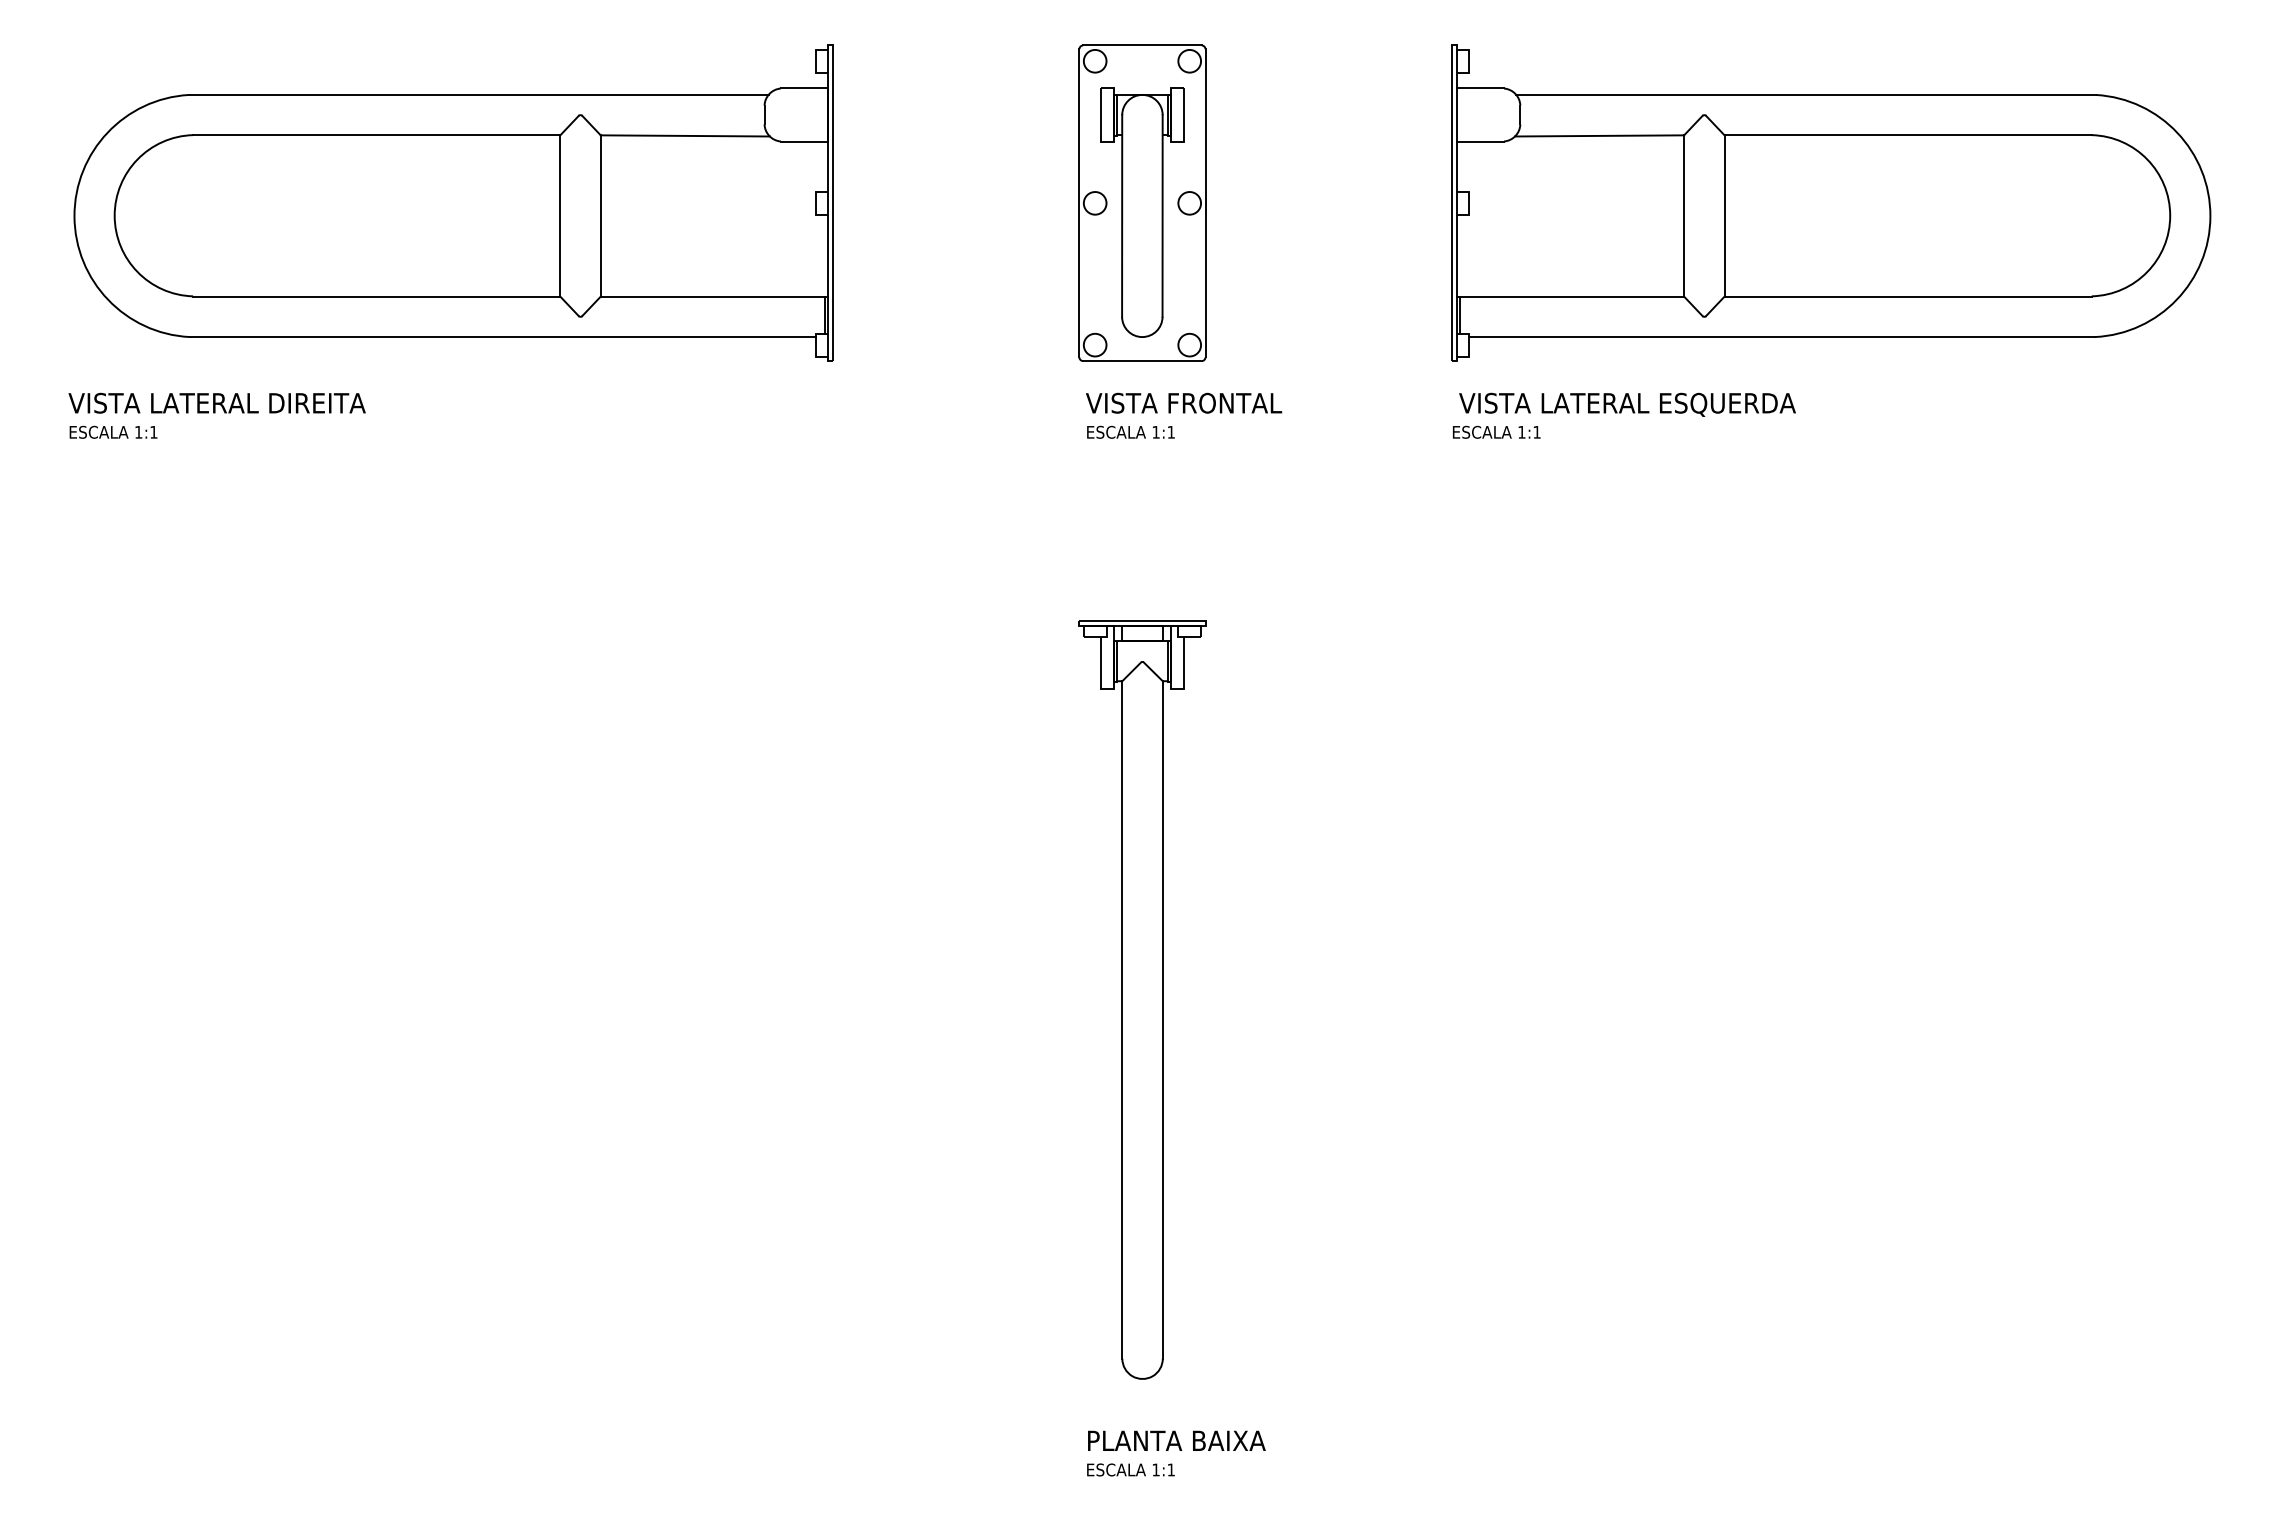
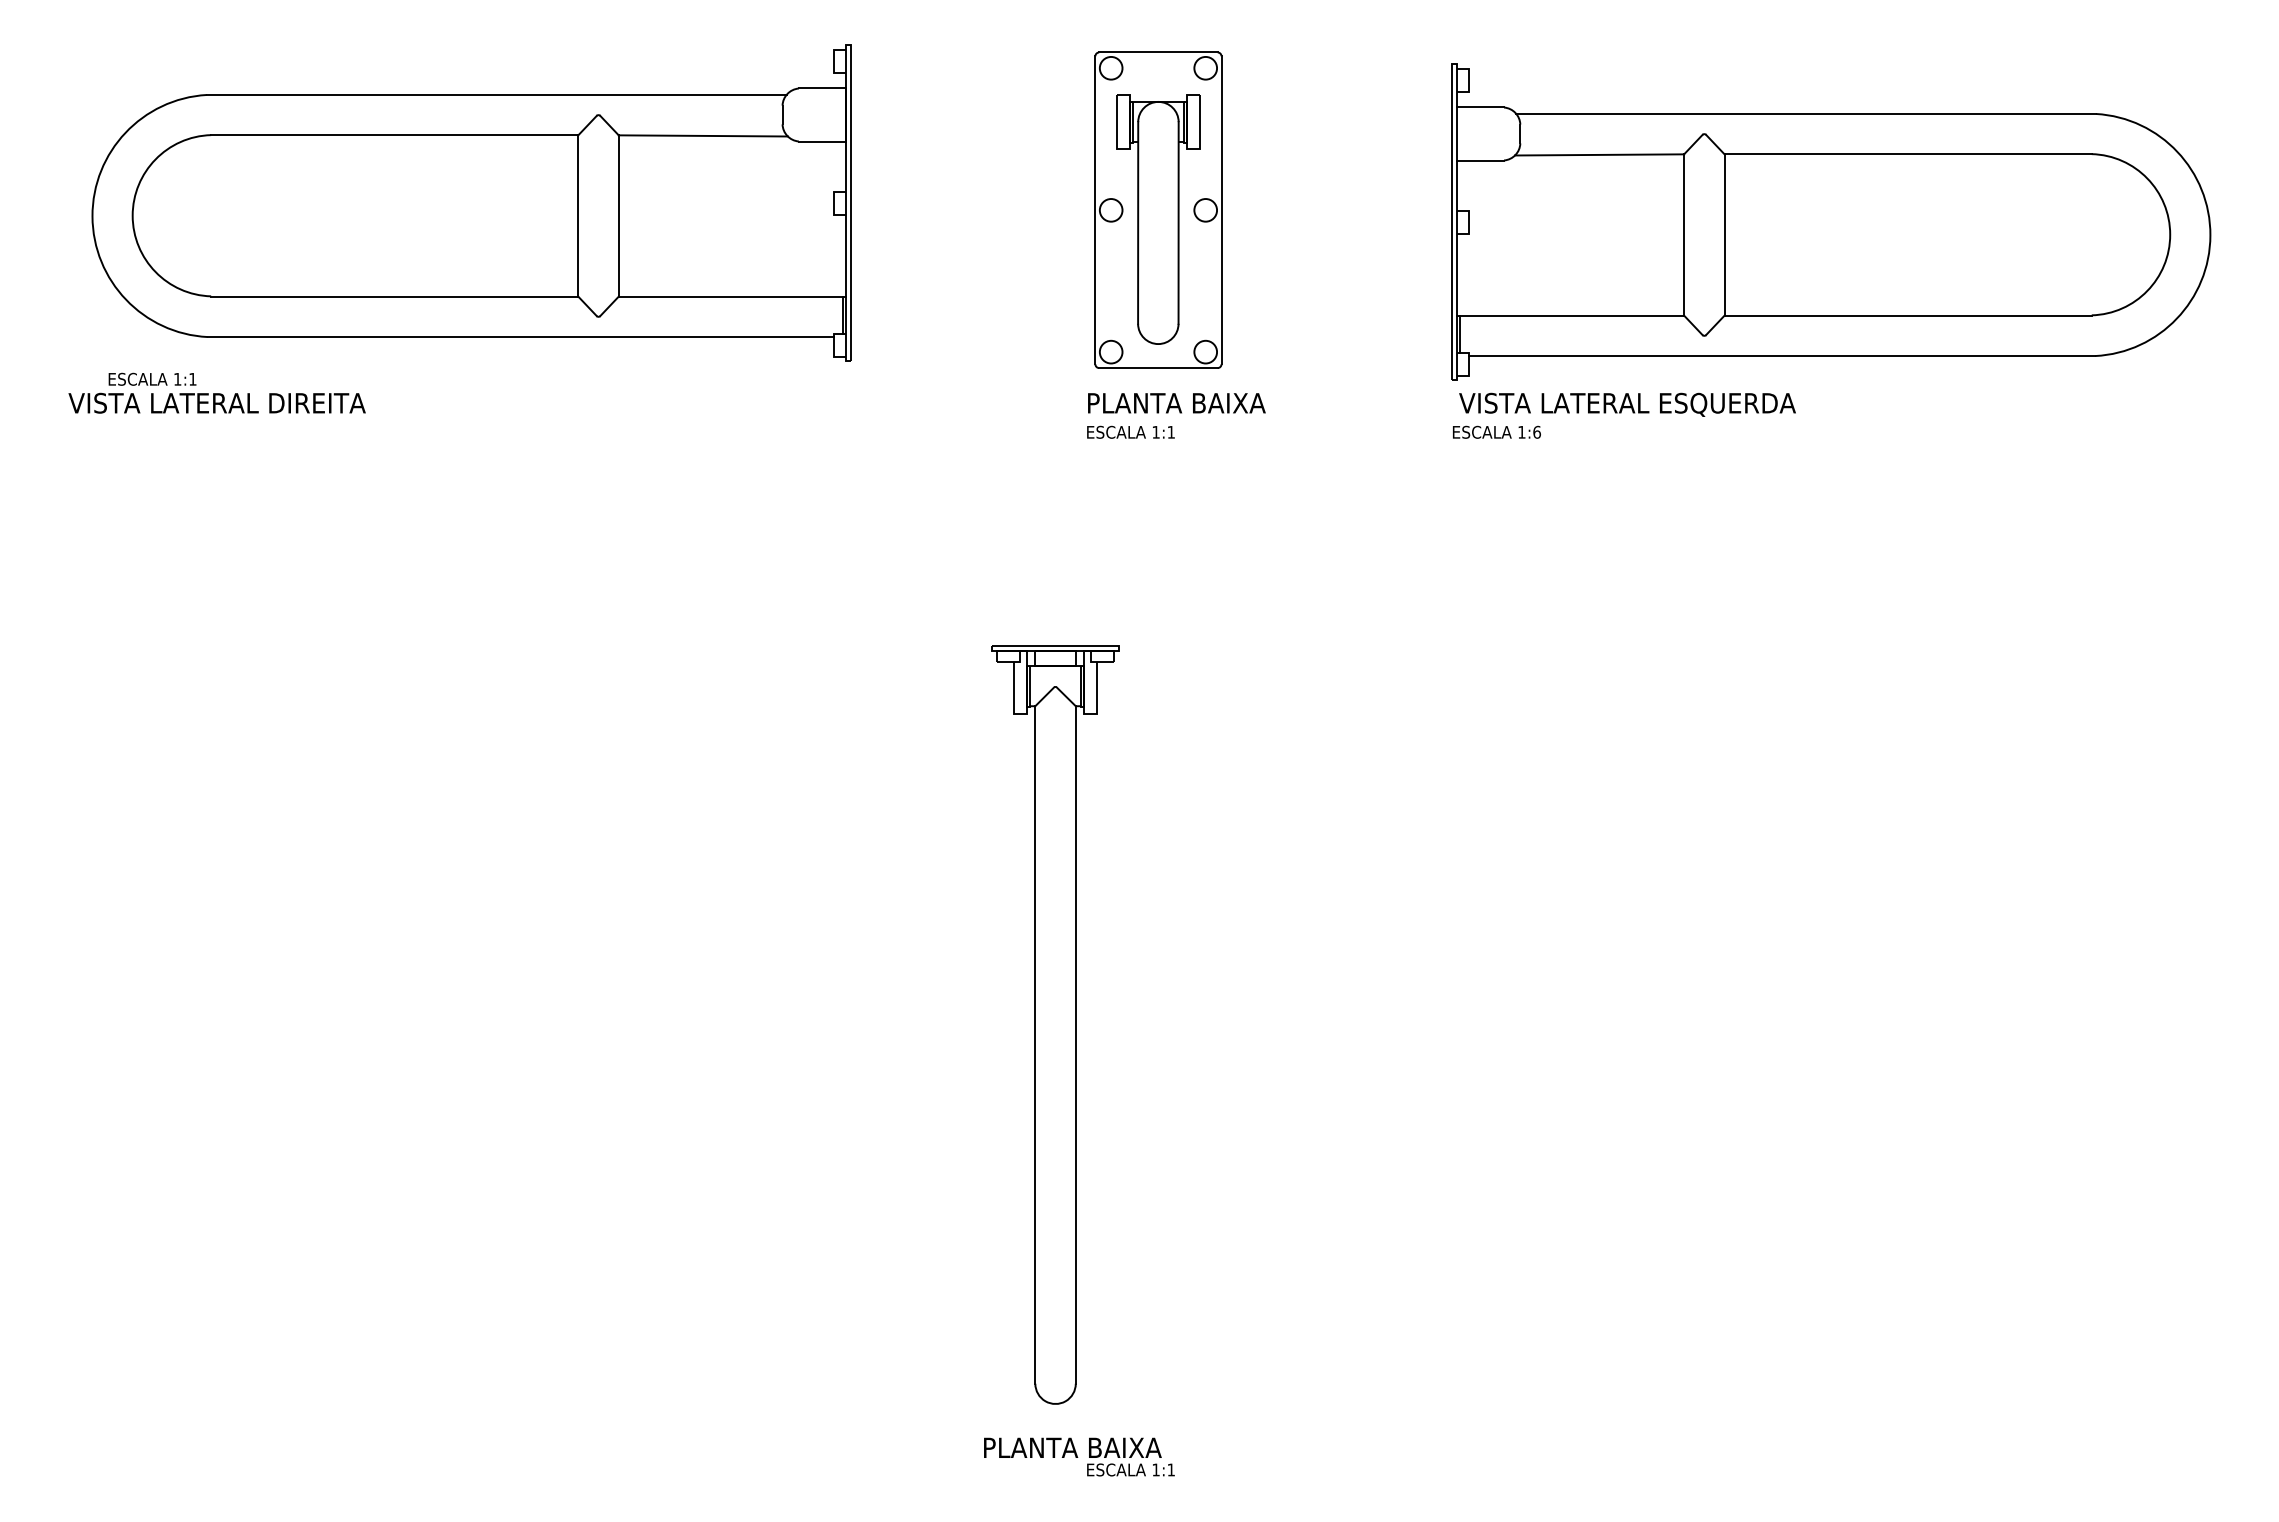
part position: (453, 202) -> (471, 202) (471, 202)
part position: (1142, 202) -> (1158, 209) (1158, 209)
part position: (1831, 202) -> (1831, 221) (1831, 221)
text: VISTA FRONTAL -> PLANTA BAIXA (1184, 402)
text position: (113, 431) -> (152, 378) (152, 378)
text: 1:1 -> 1:6 (1536, 431)
part position: (1142, 999) -> (1055, 1024) (1055, 1024)
text position: (1176, 1440) -> (1072, 1447) (1072, 1447)
